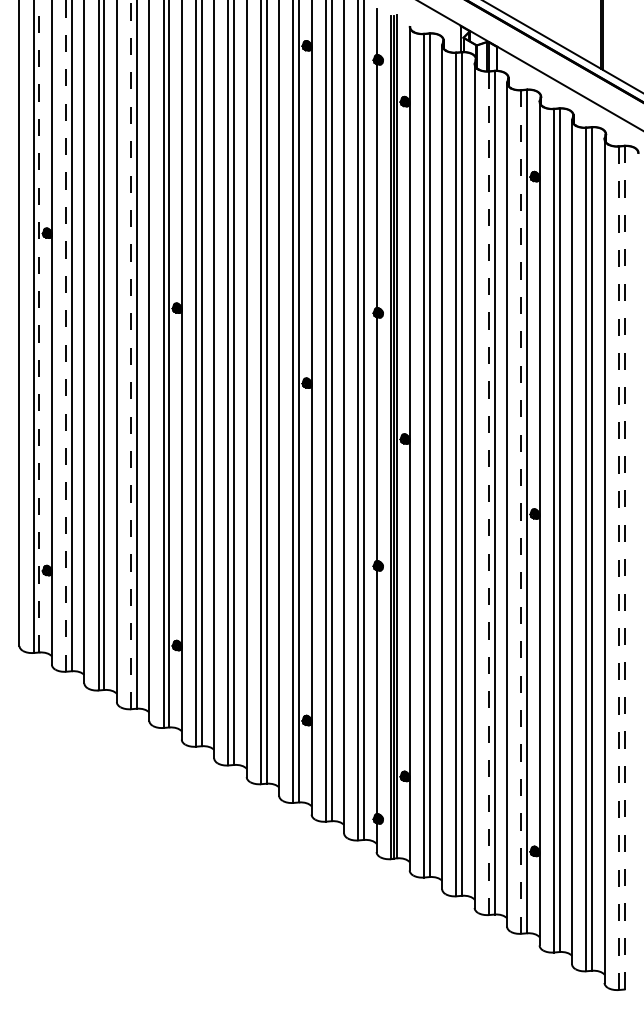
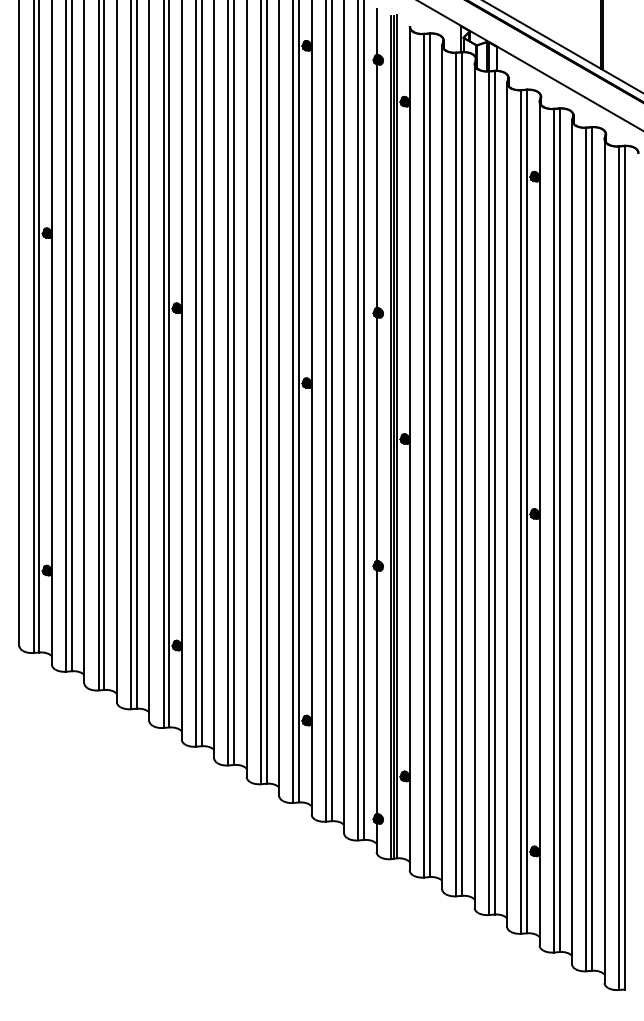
line: dashed -> solid (39, 326)
line: dashed -> solid (66, 335)
line: dashed -> solid (131, 354)
line: dashed -> solid (488, 493)
line: dashed -> solid (521, 512)
line: dashed -> solid (624, 567)
line: dashed -> solid (618, 568)
